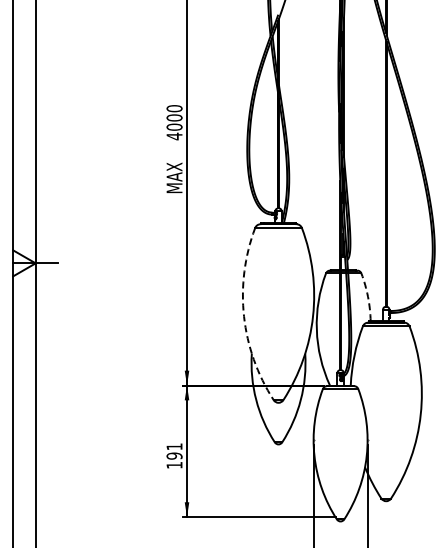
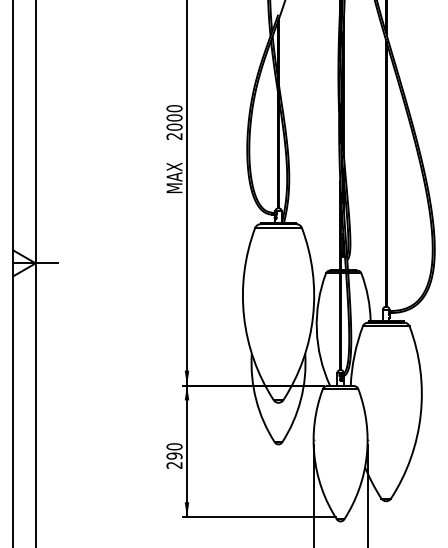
text: 4000 -> 2000 (174, 136)
arc: dashed -> solid (368, 296)
arc: dashed -> solid (244, 316)
text: 191 -> 290 (174, 455)
